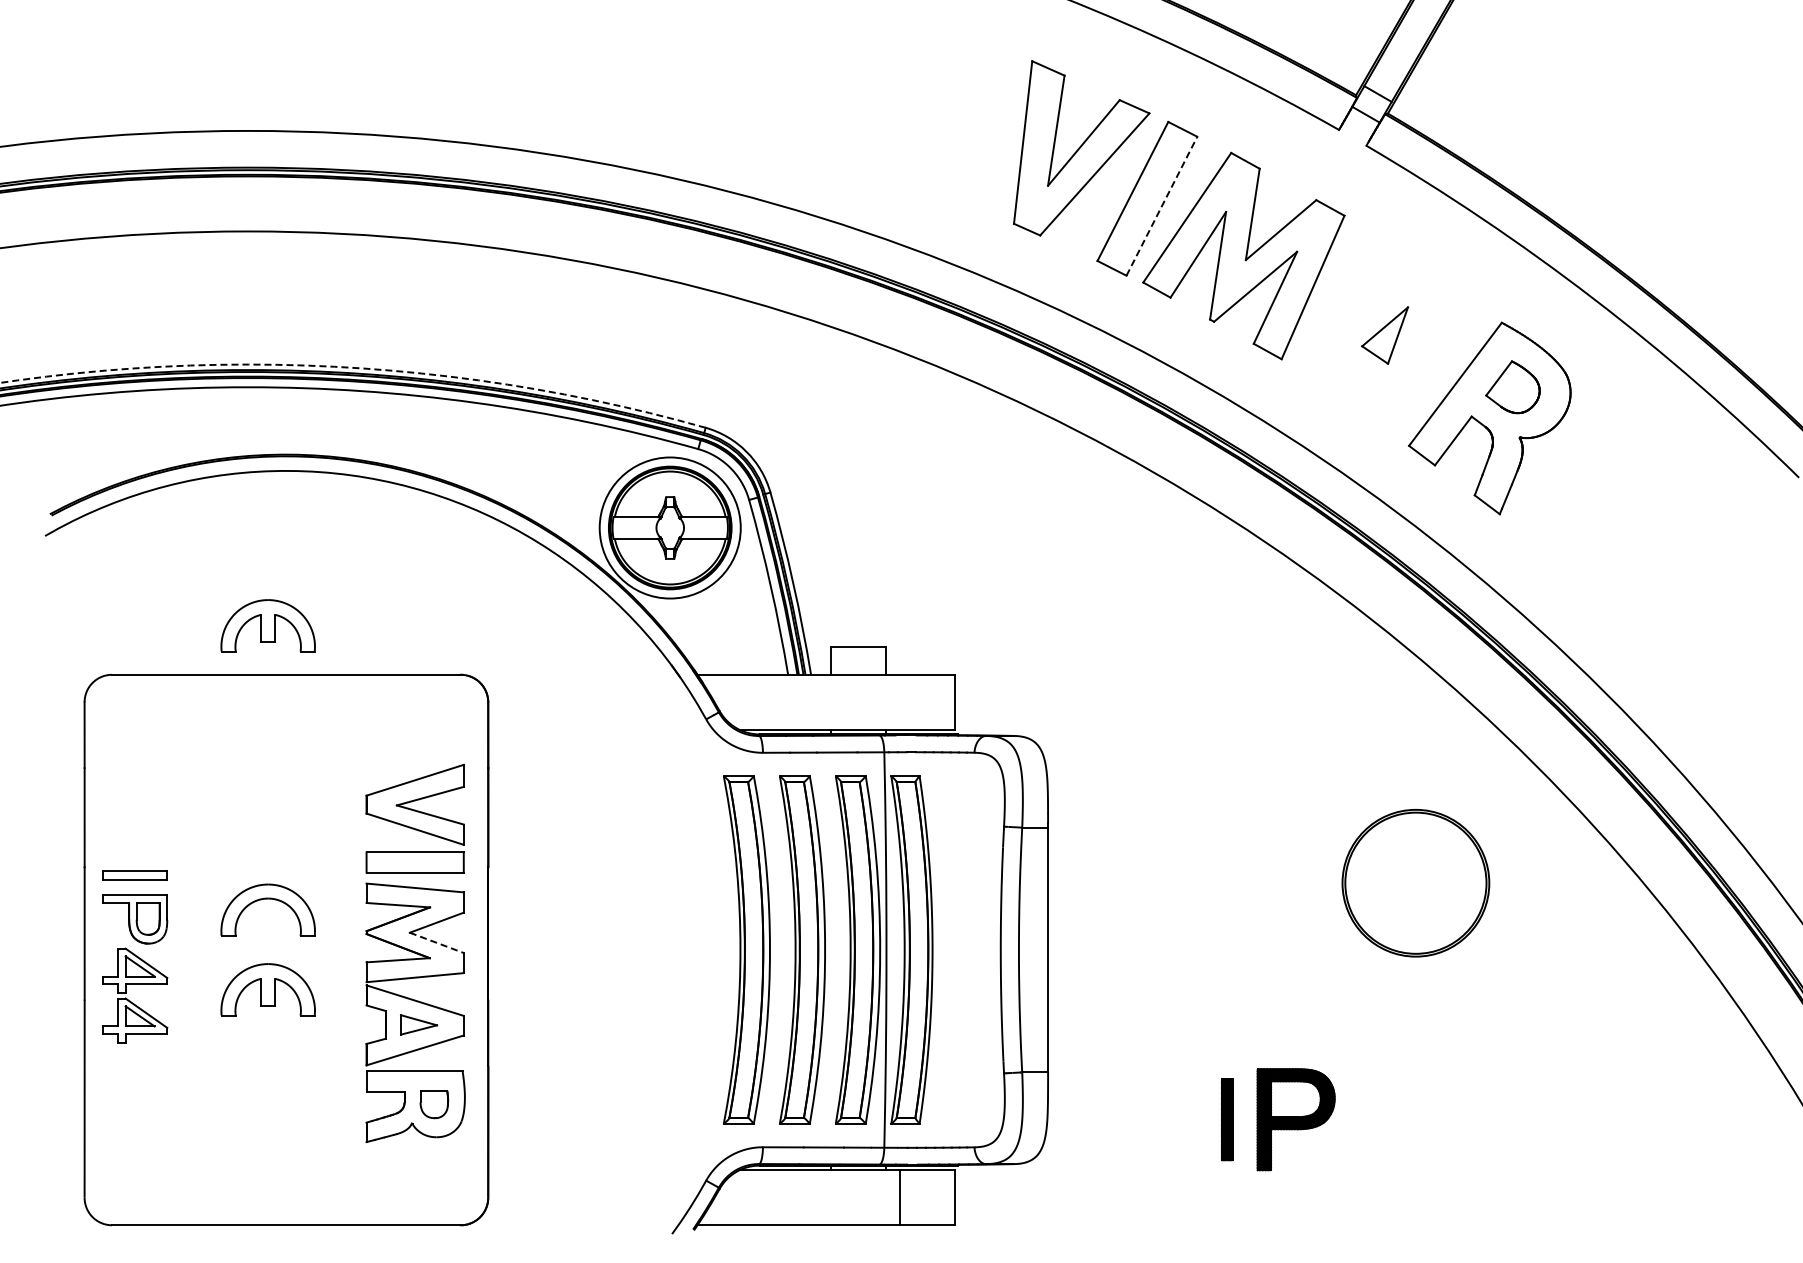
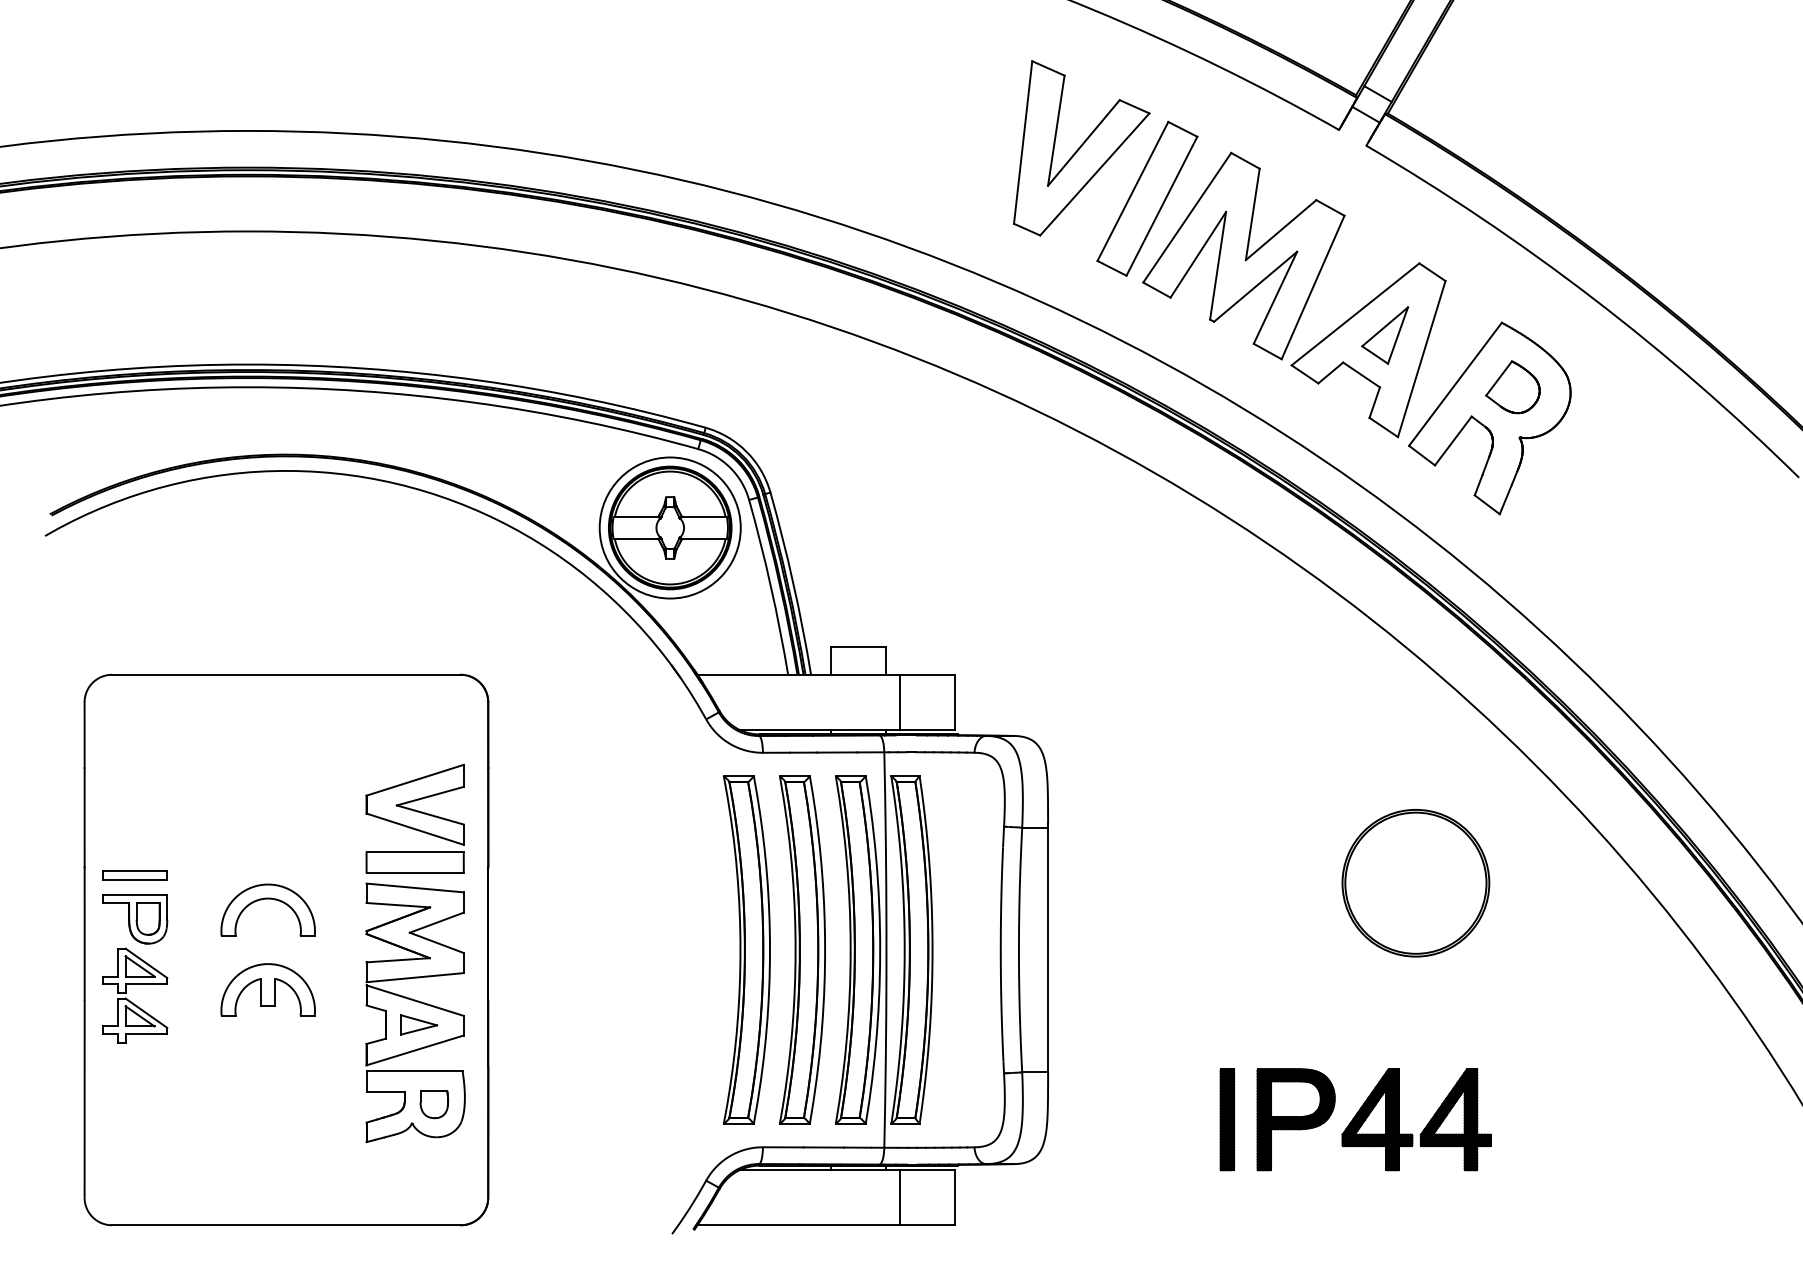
line: dashed -> solid (1161, 206)
part: none -> present (1368, 350)
arc: dashed -> solid (356, 368)
part: present -> none (267, 625)
line: none -> present (899, 701)
line: dashed -> solid (436, 942)
part size: 13x84 px -> 17x104 px (1227, 1119)
part: none -> present (1426, 1124)
